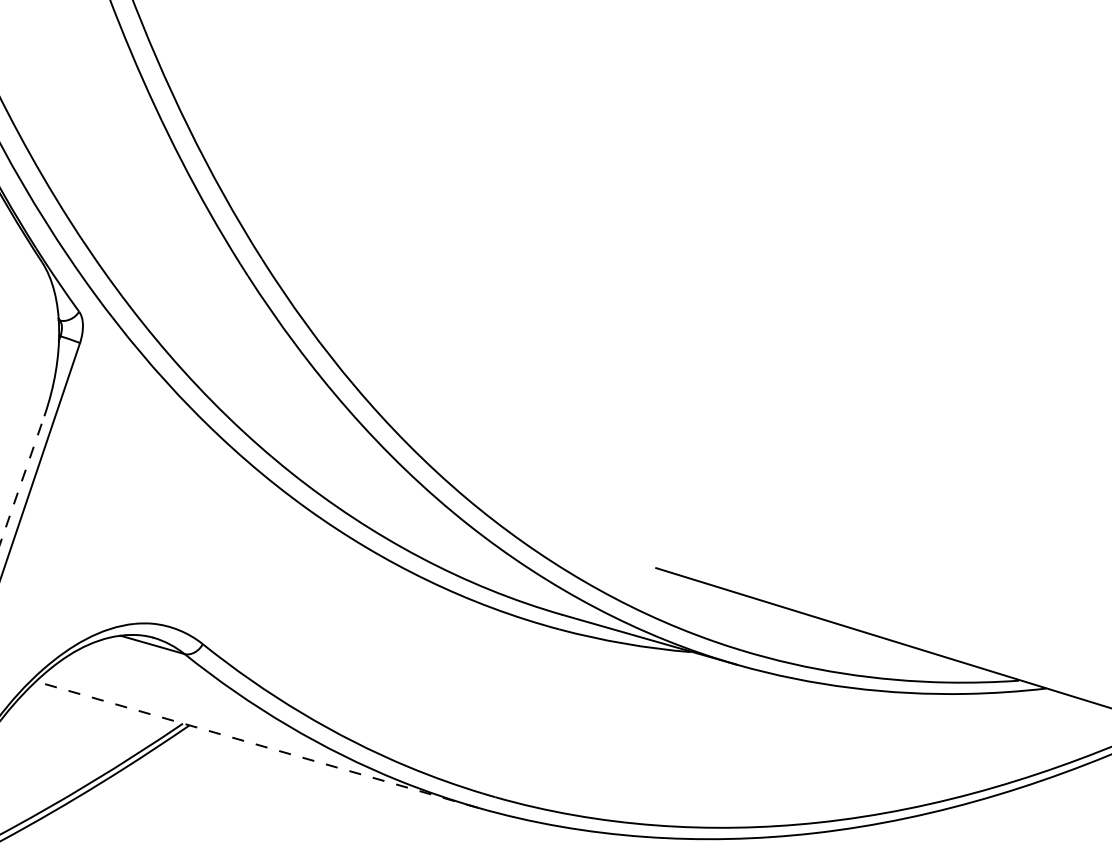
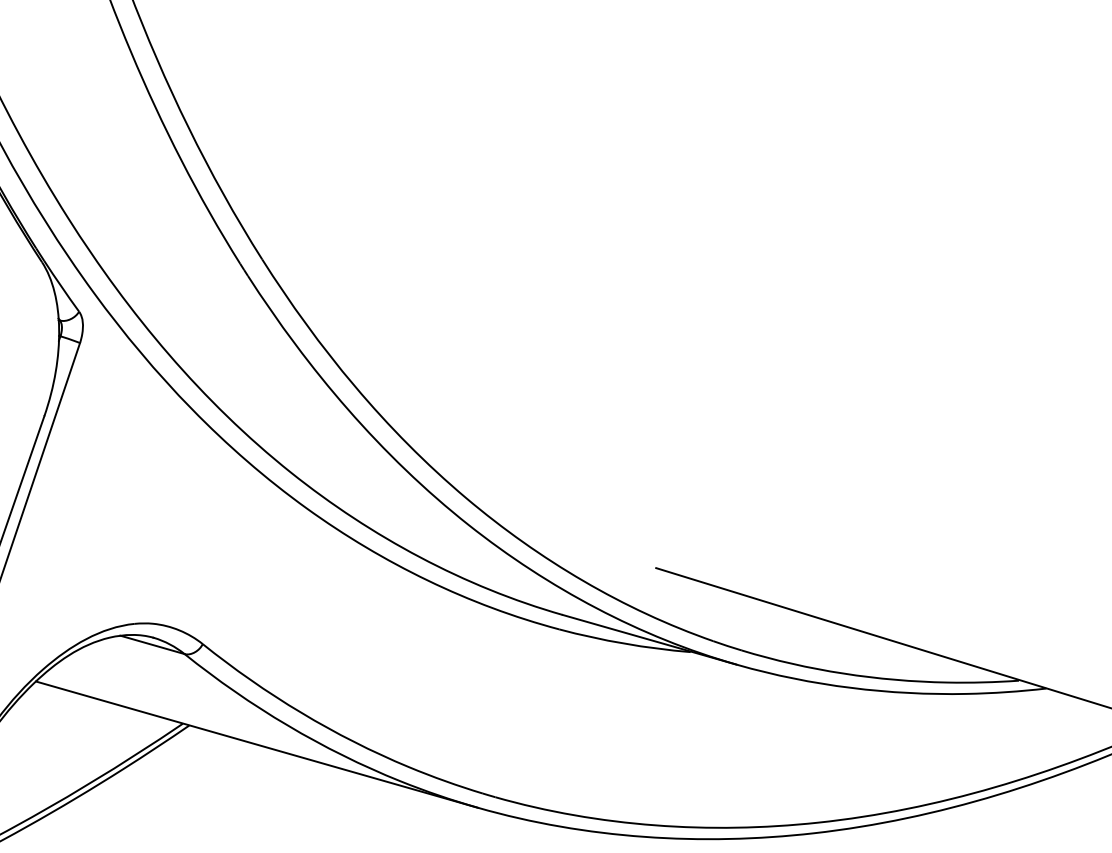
line: dashed -> solid (22, 480)
line: dashed -> solid (257, 744)
